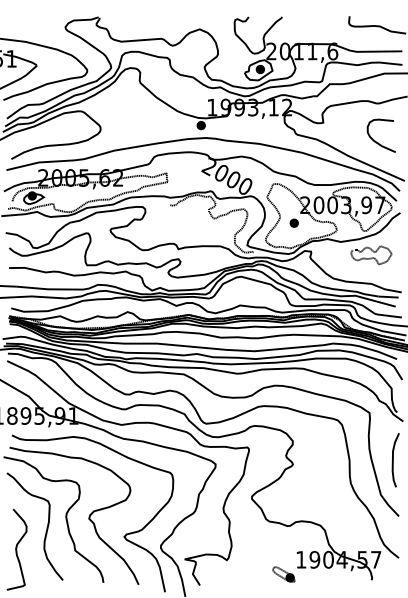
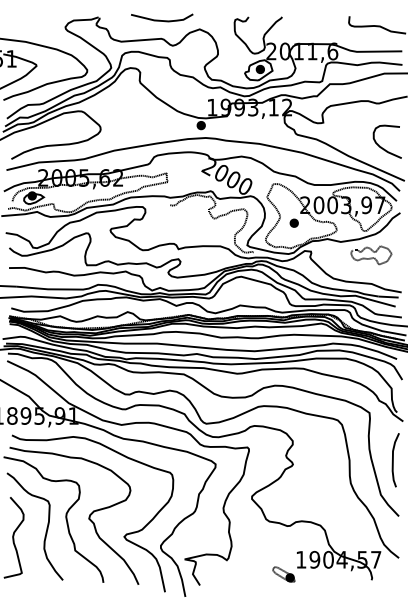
curve: none -> present (162, 20)
curve position: (375, 140) -> (381, 146) (381, 146)
part position: (16, 549) -> (13, 537) (13, 537)
